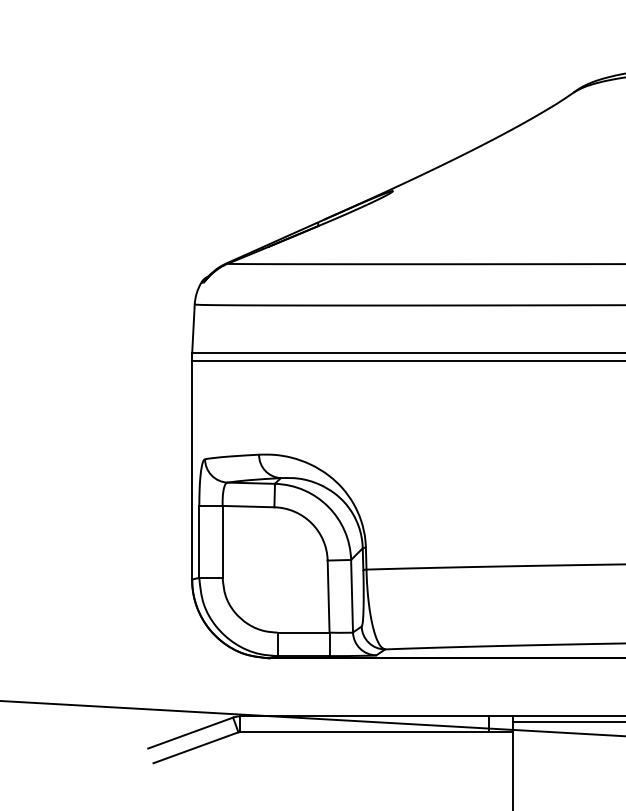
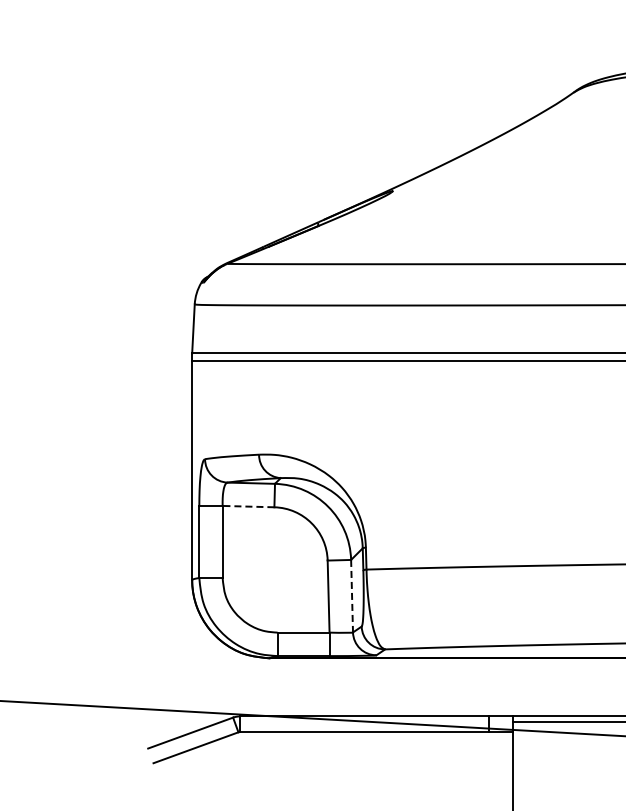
line: solid -> dashed (248, 506)
line: solid -> dashed (352, 596)
